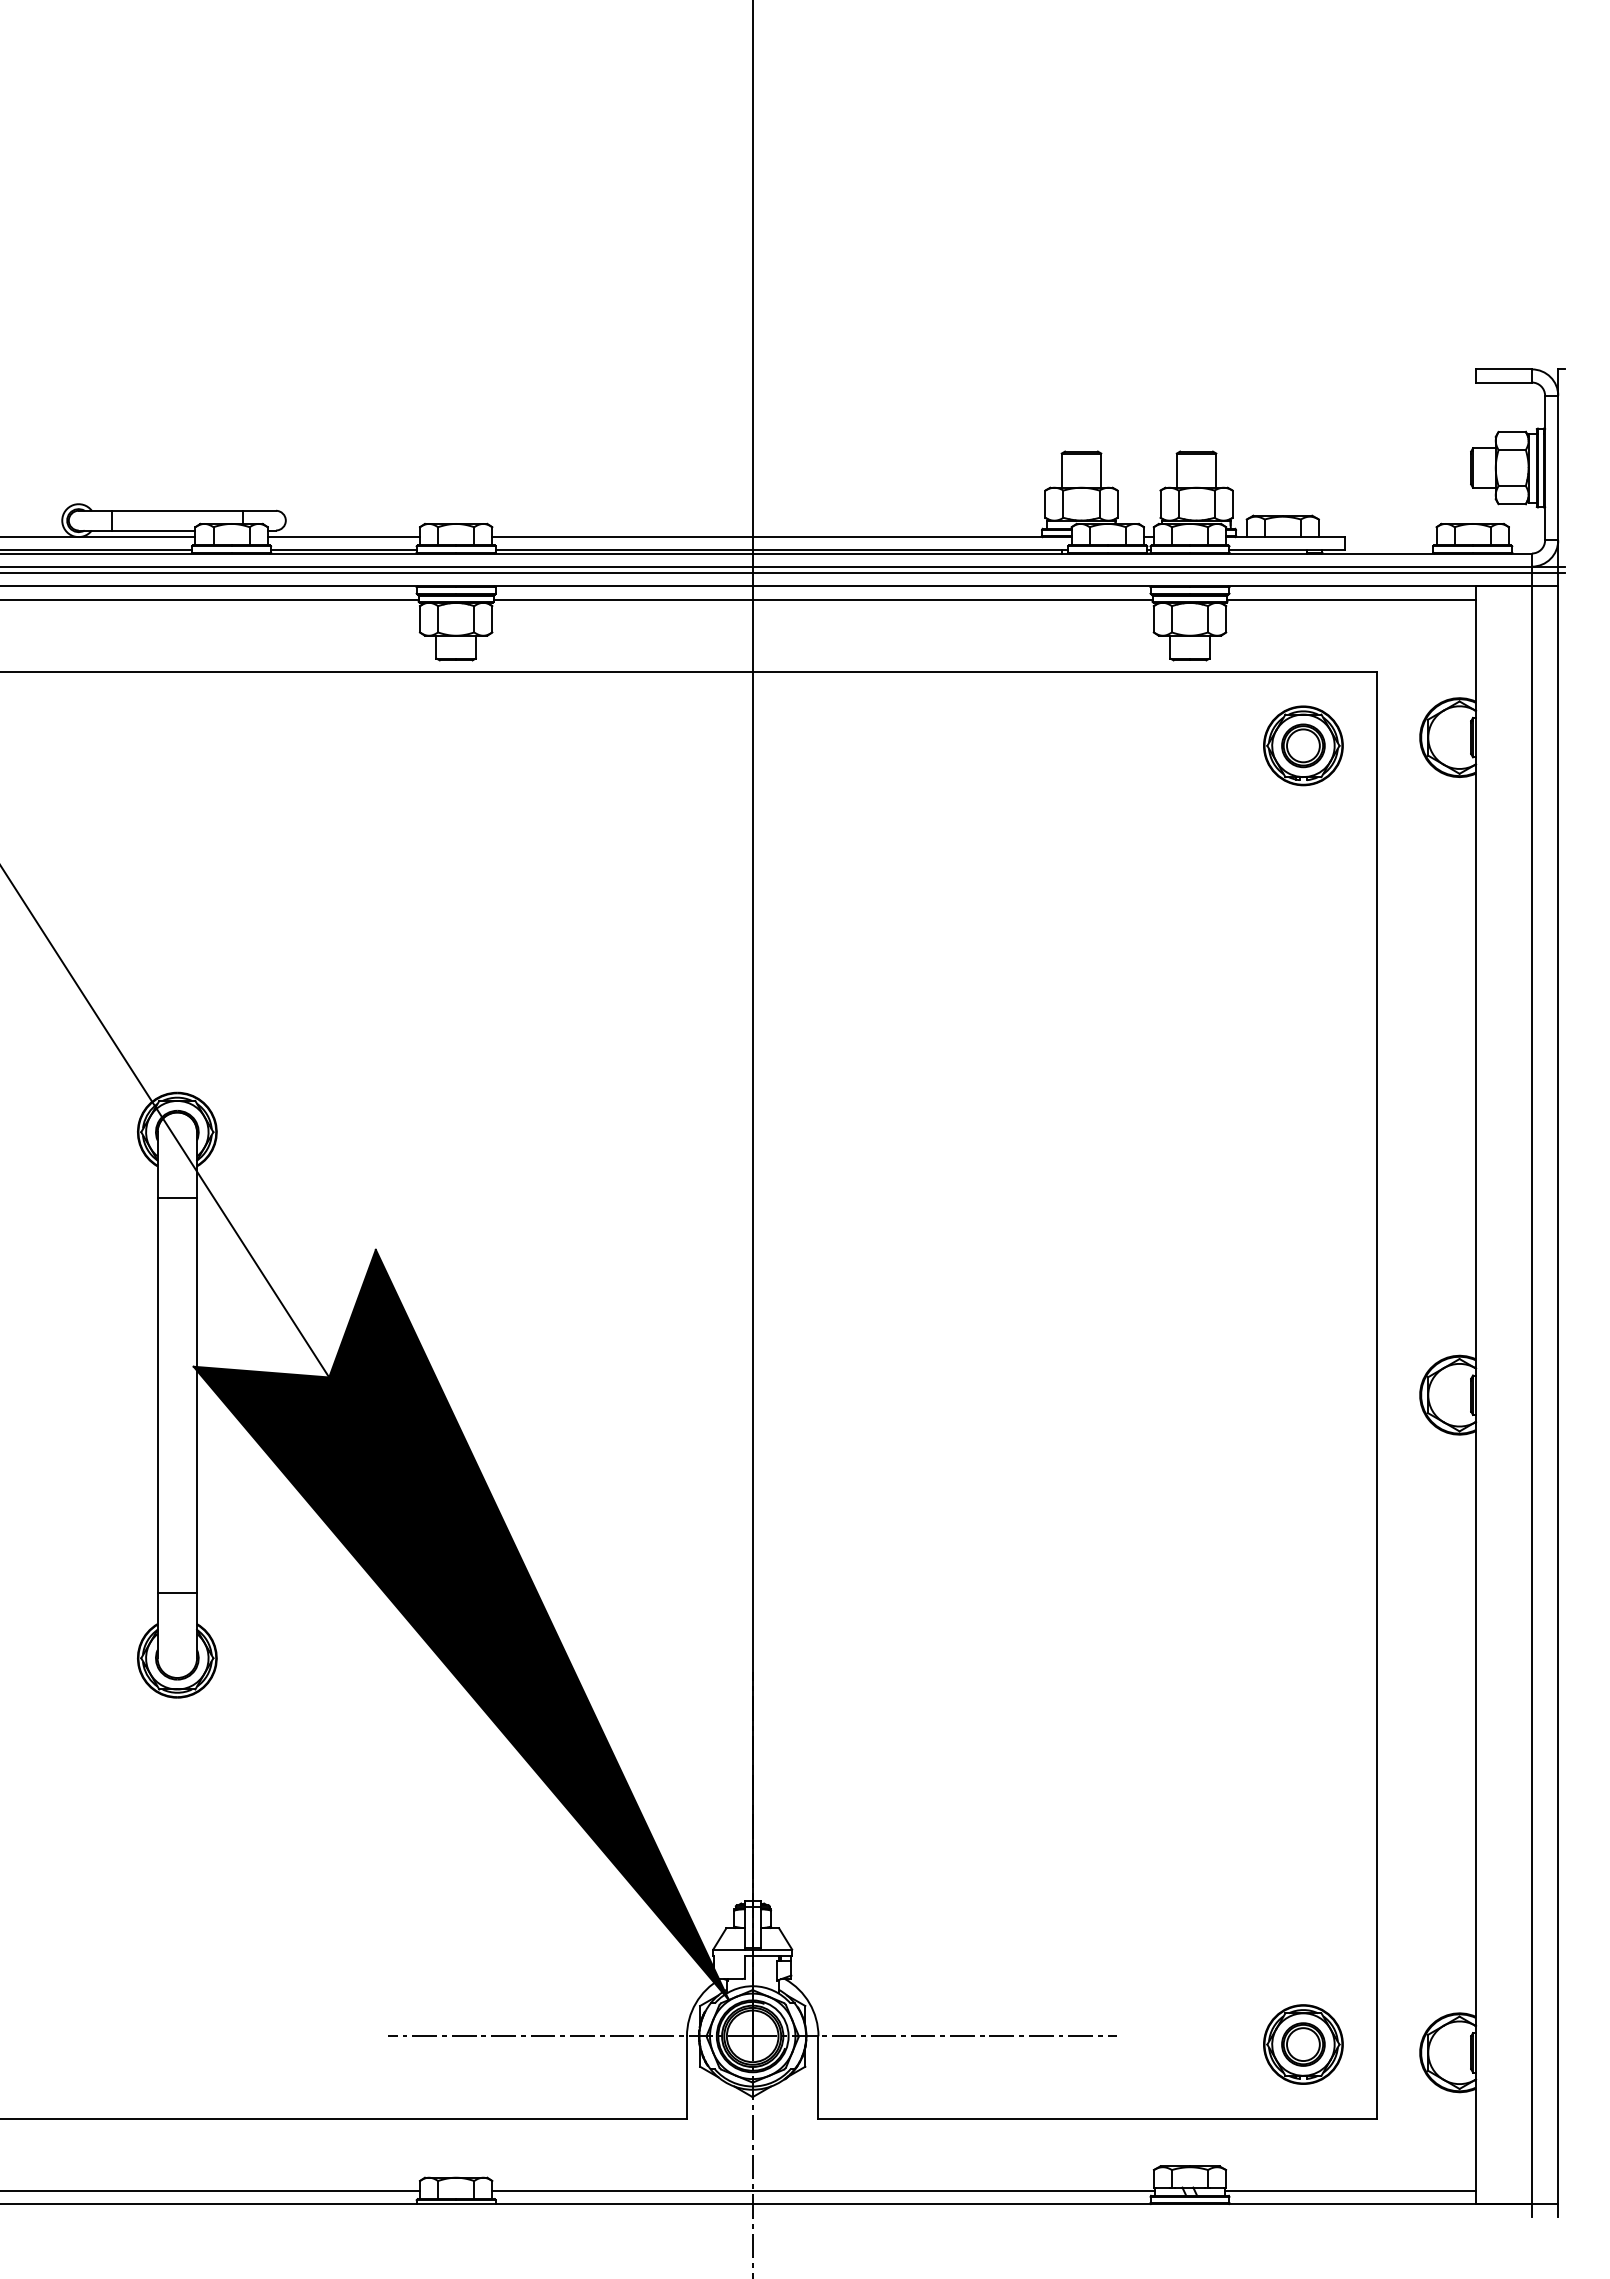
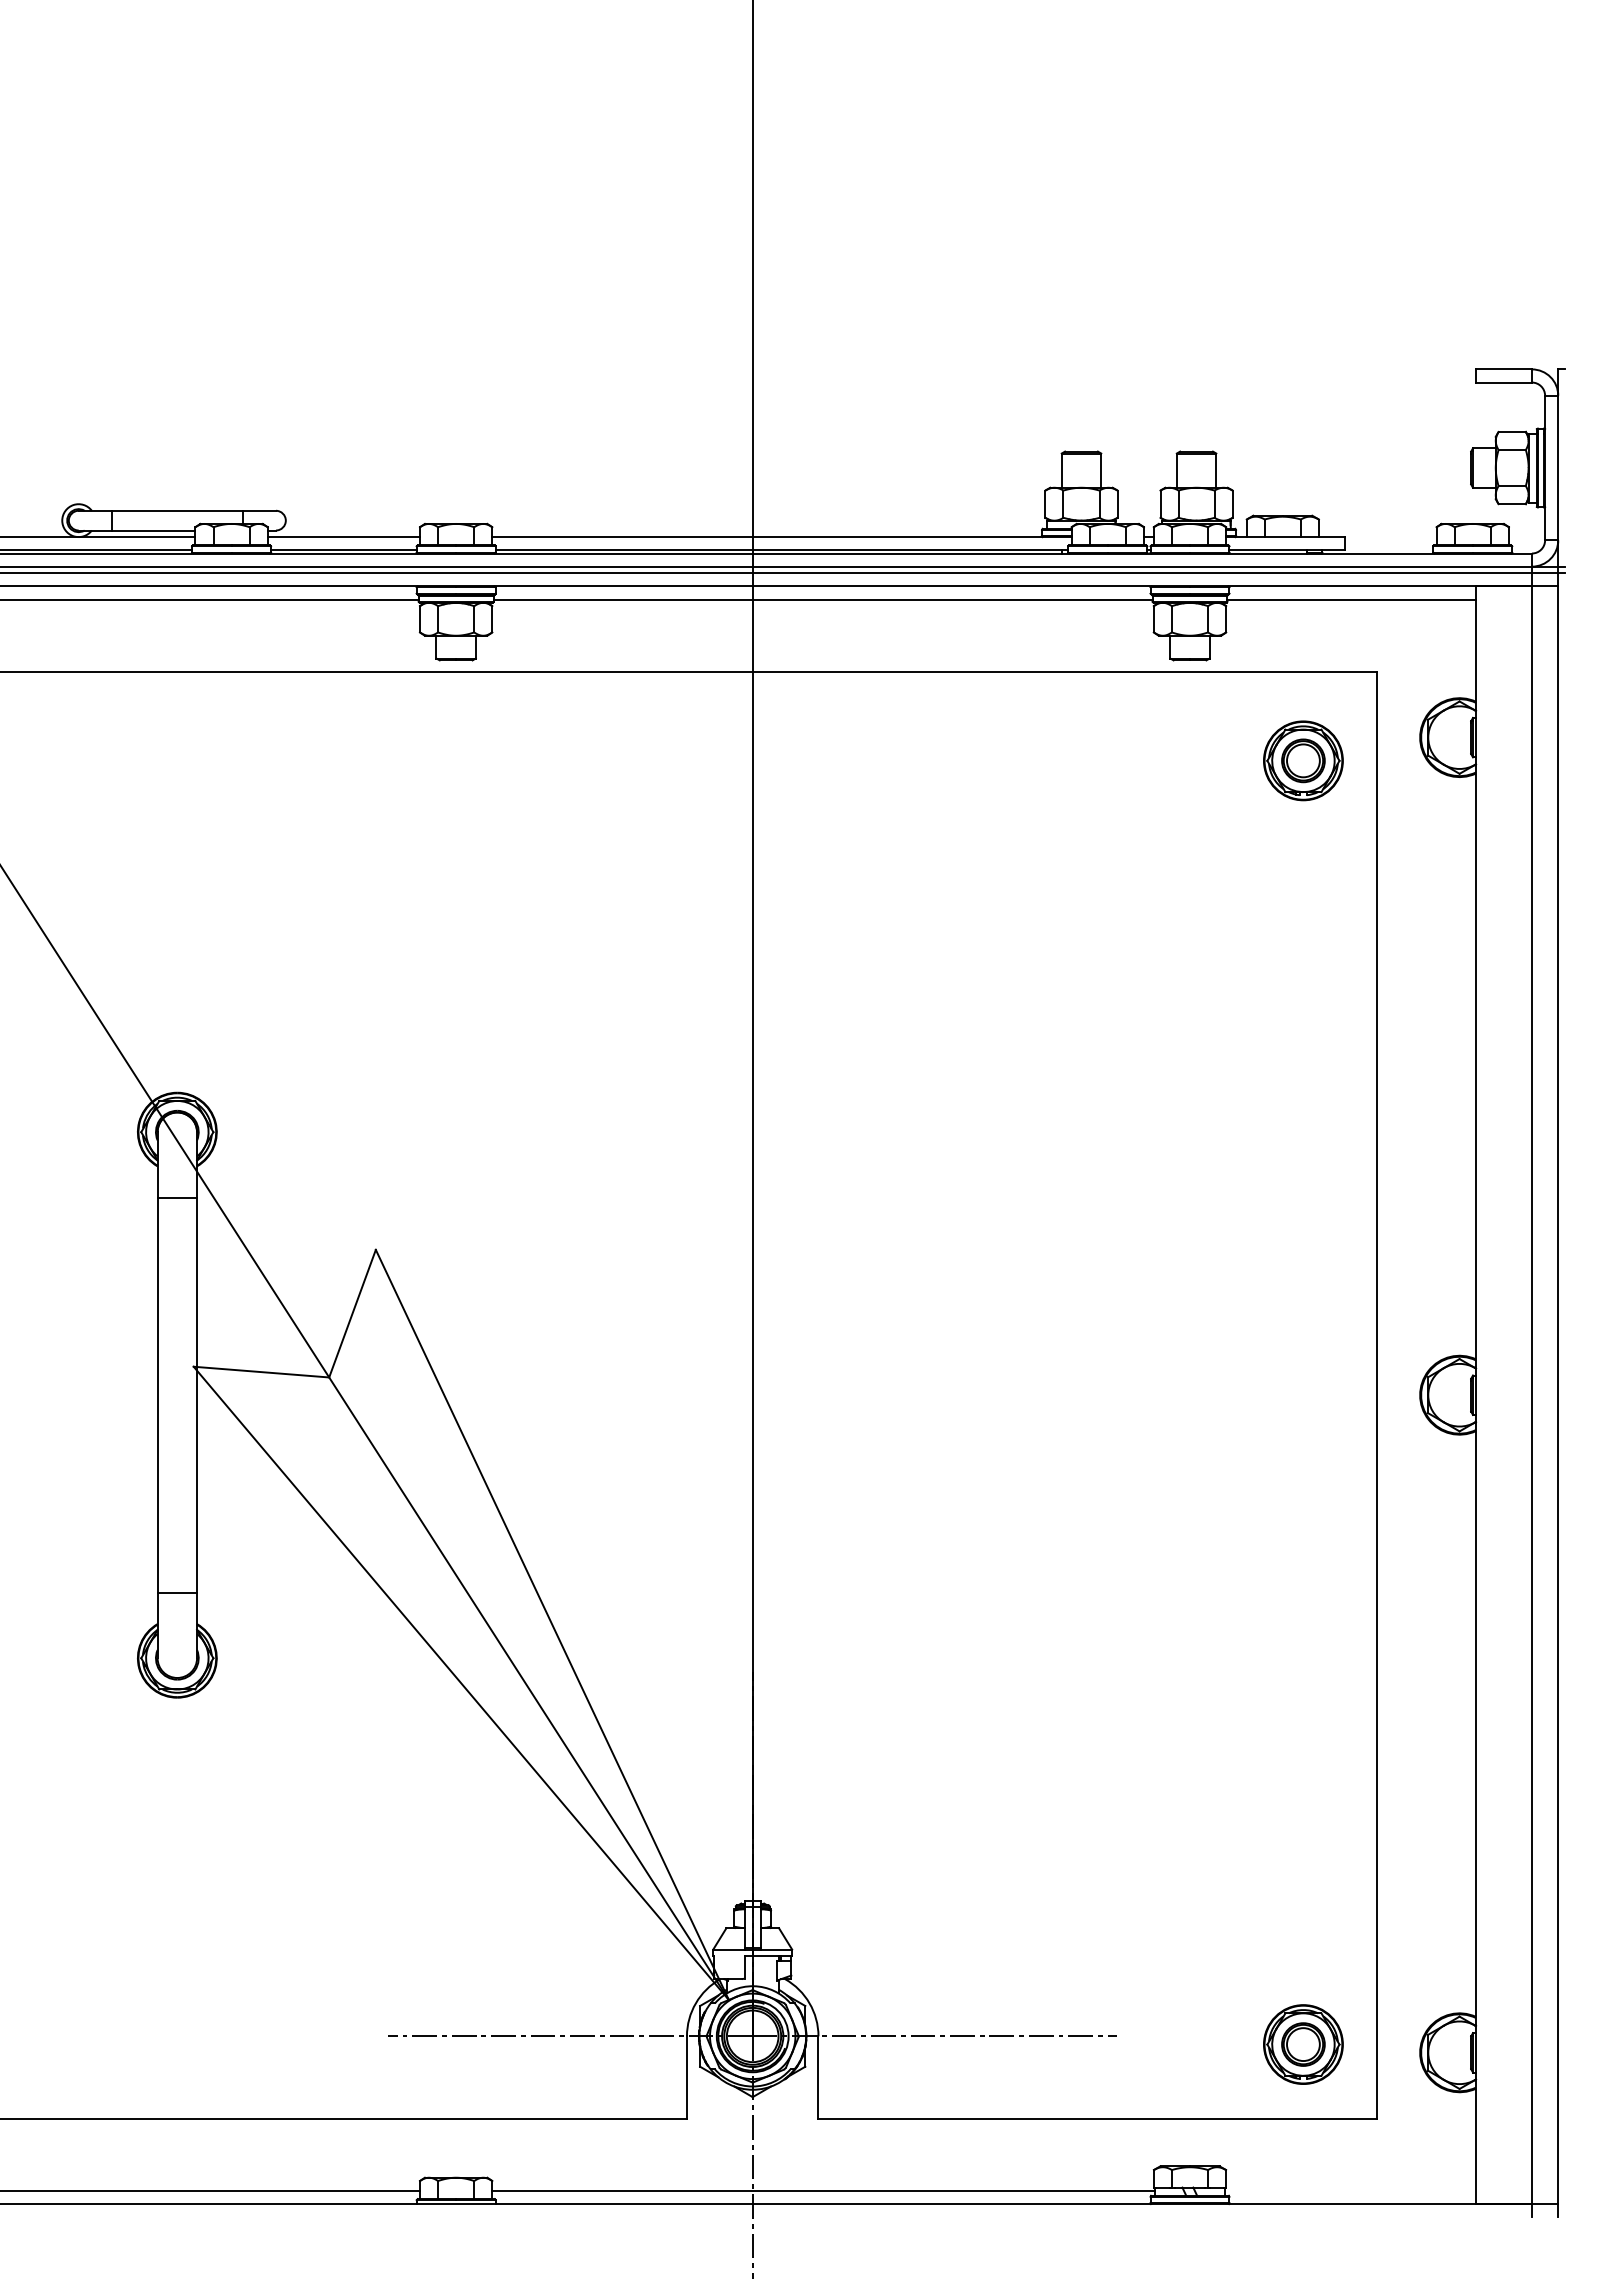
part position: (1303, 745) -> (1303, 760) (1303, 760)
fill: present -> none (460, 1624)
line: present -> none (1350, 2190)
